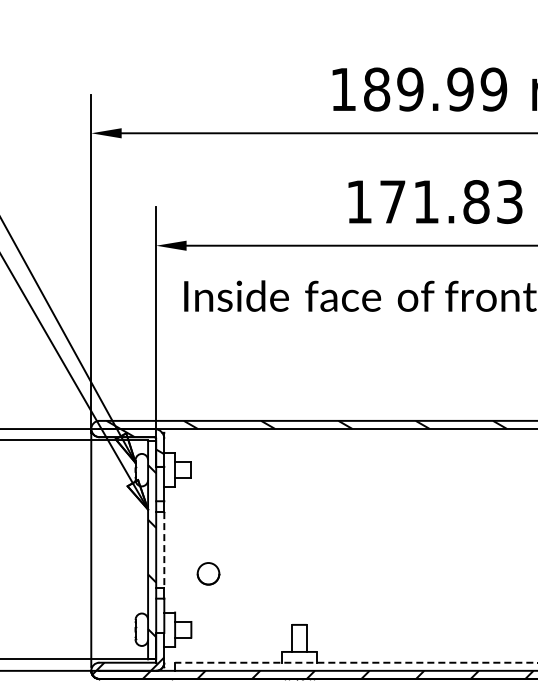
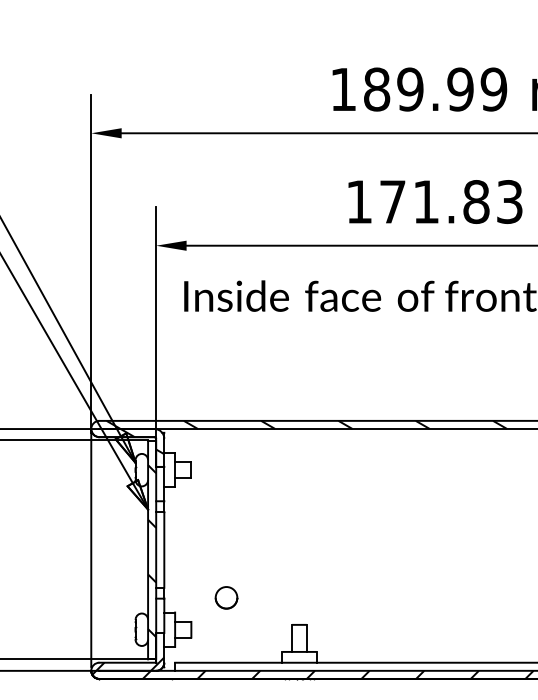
line: dashed -> solid (164, 549)
part position: (208, 573) -> (226, 597) (226, 597)
line: dashed -> solid (355, 662)
